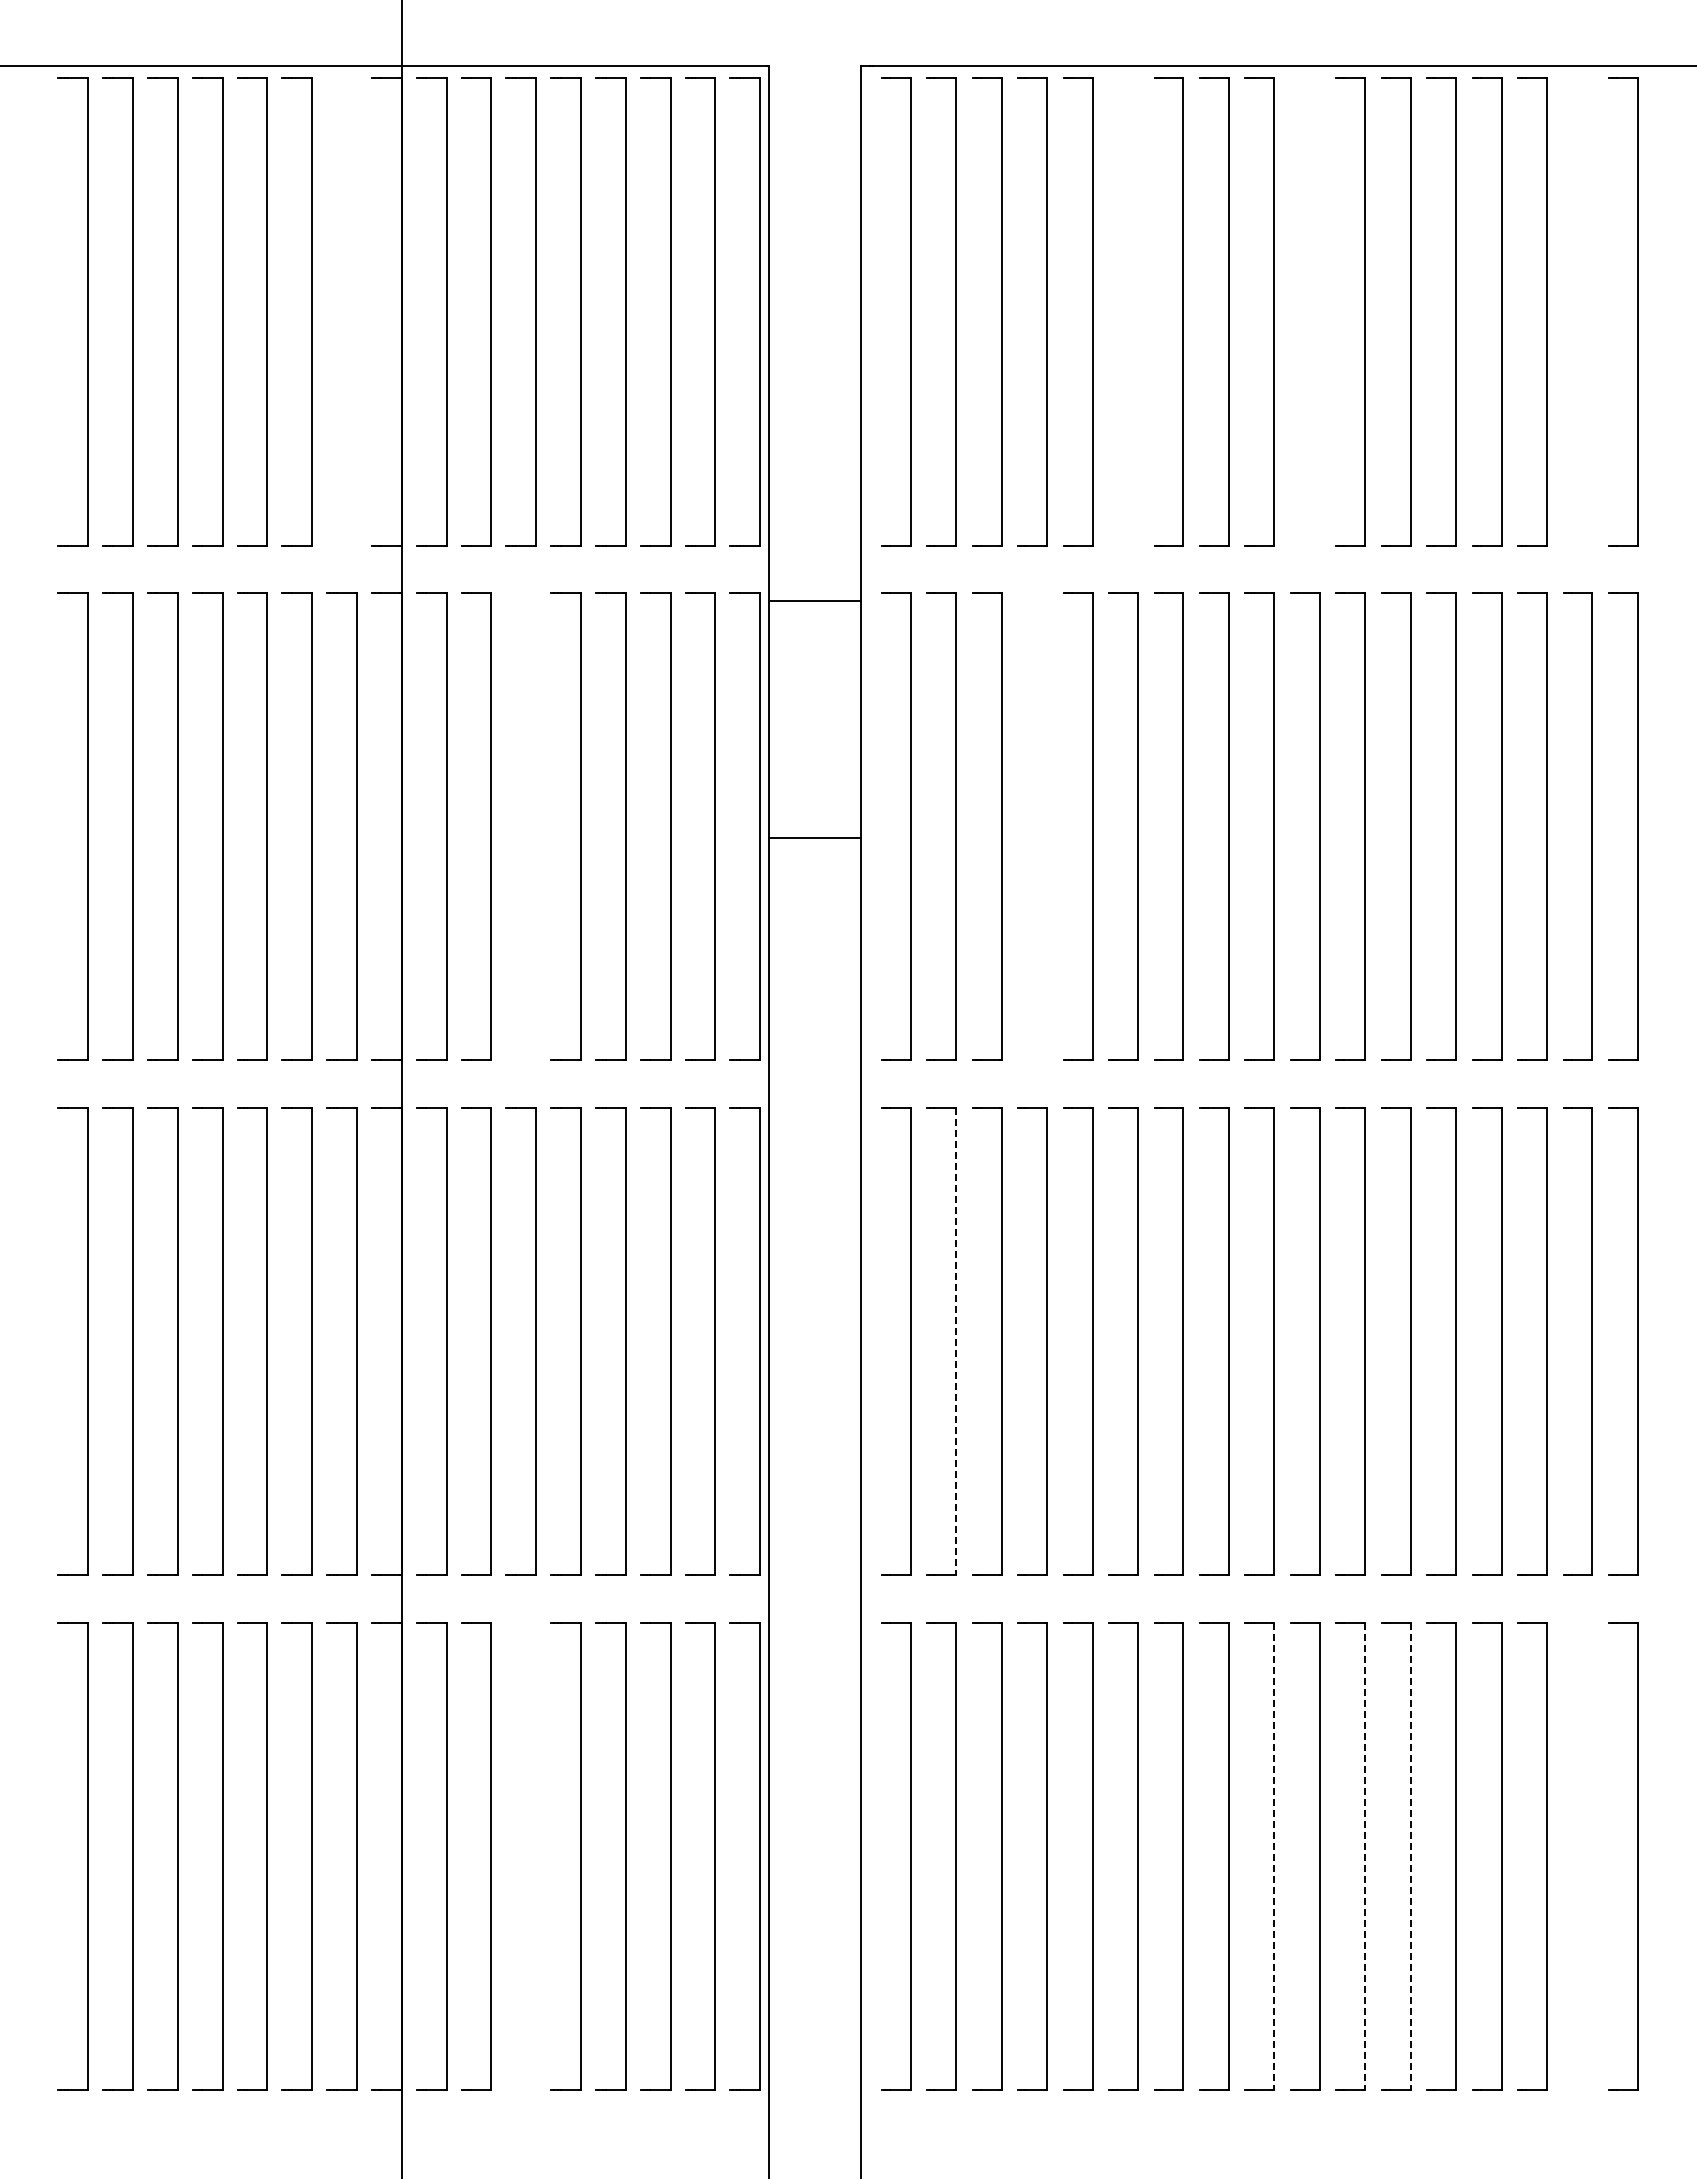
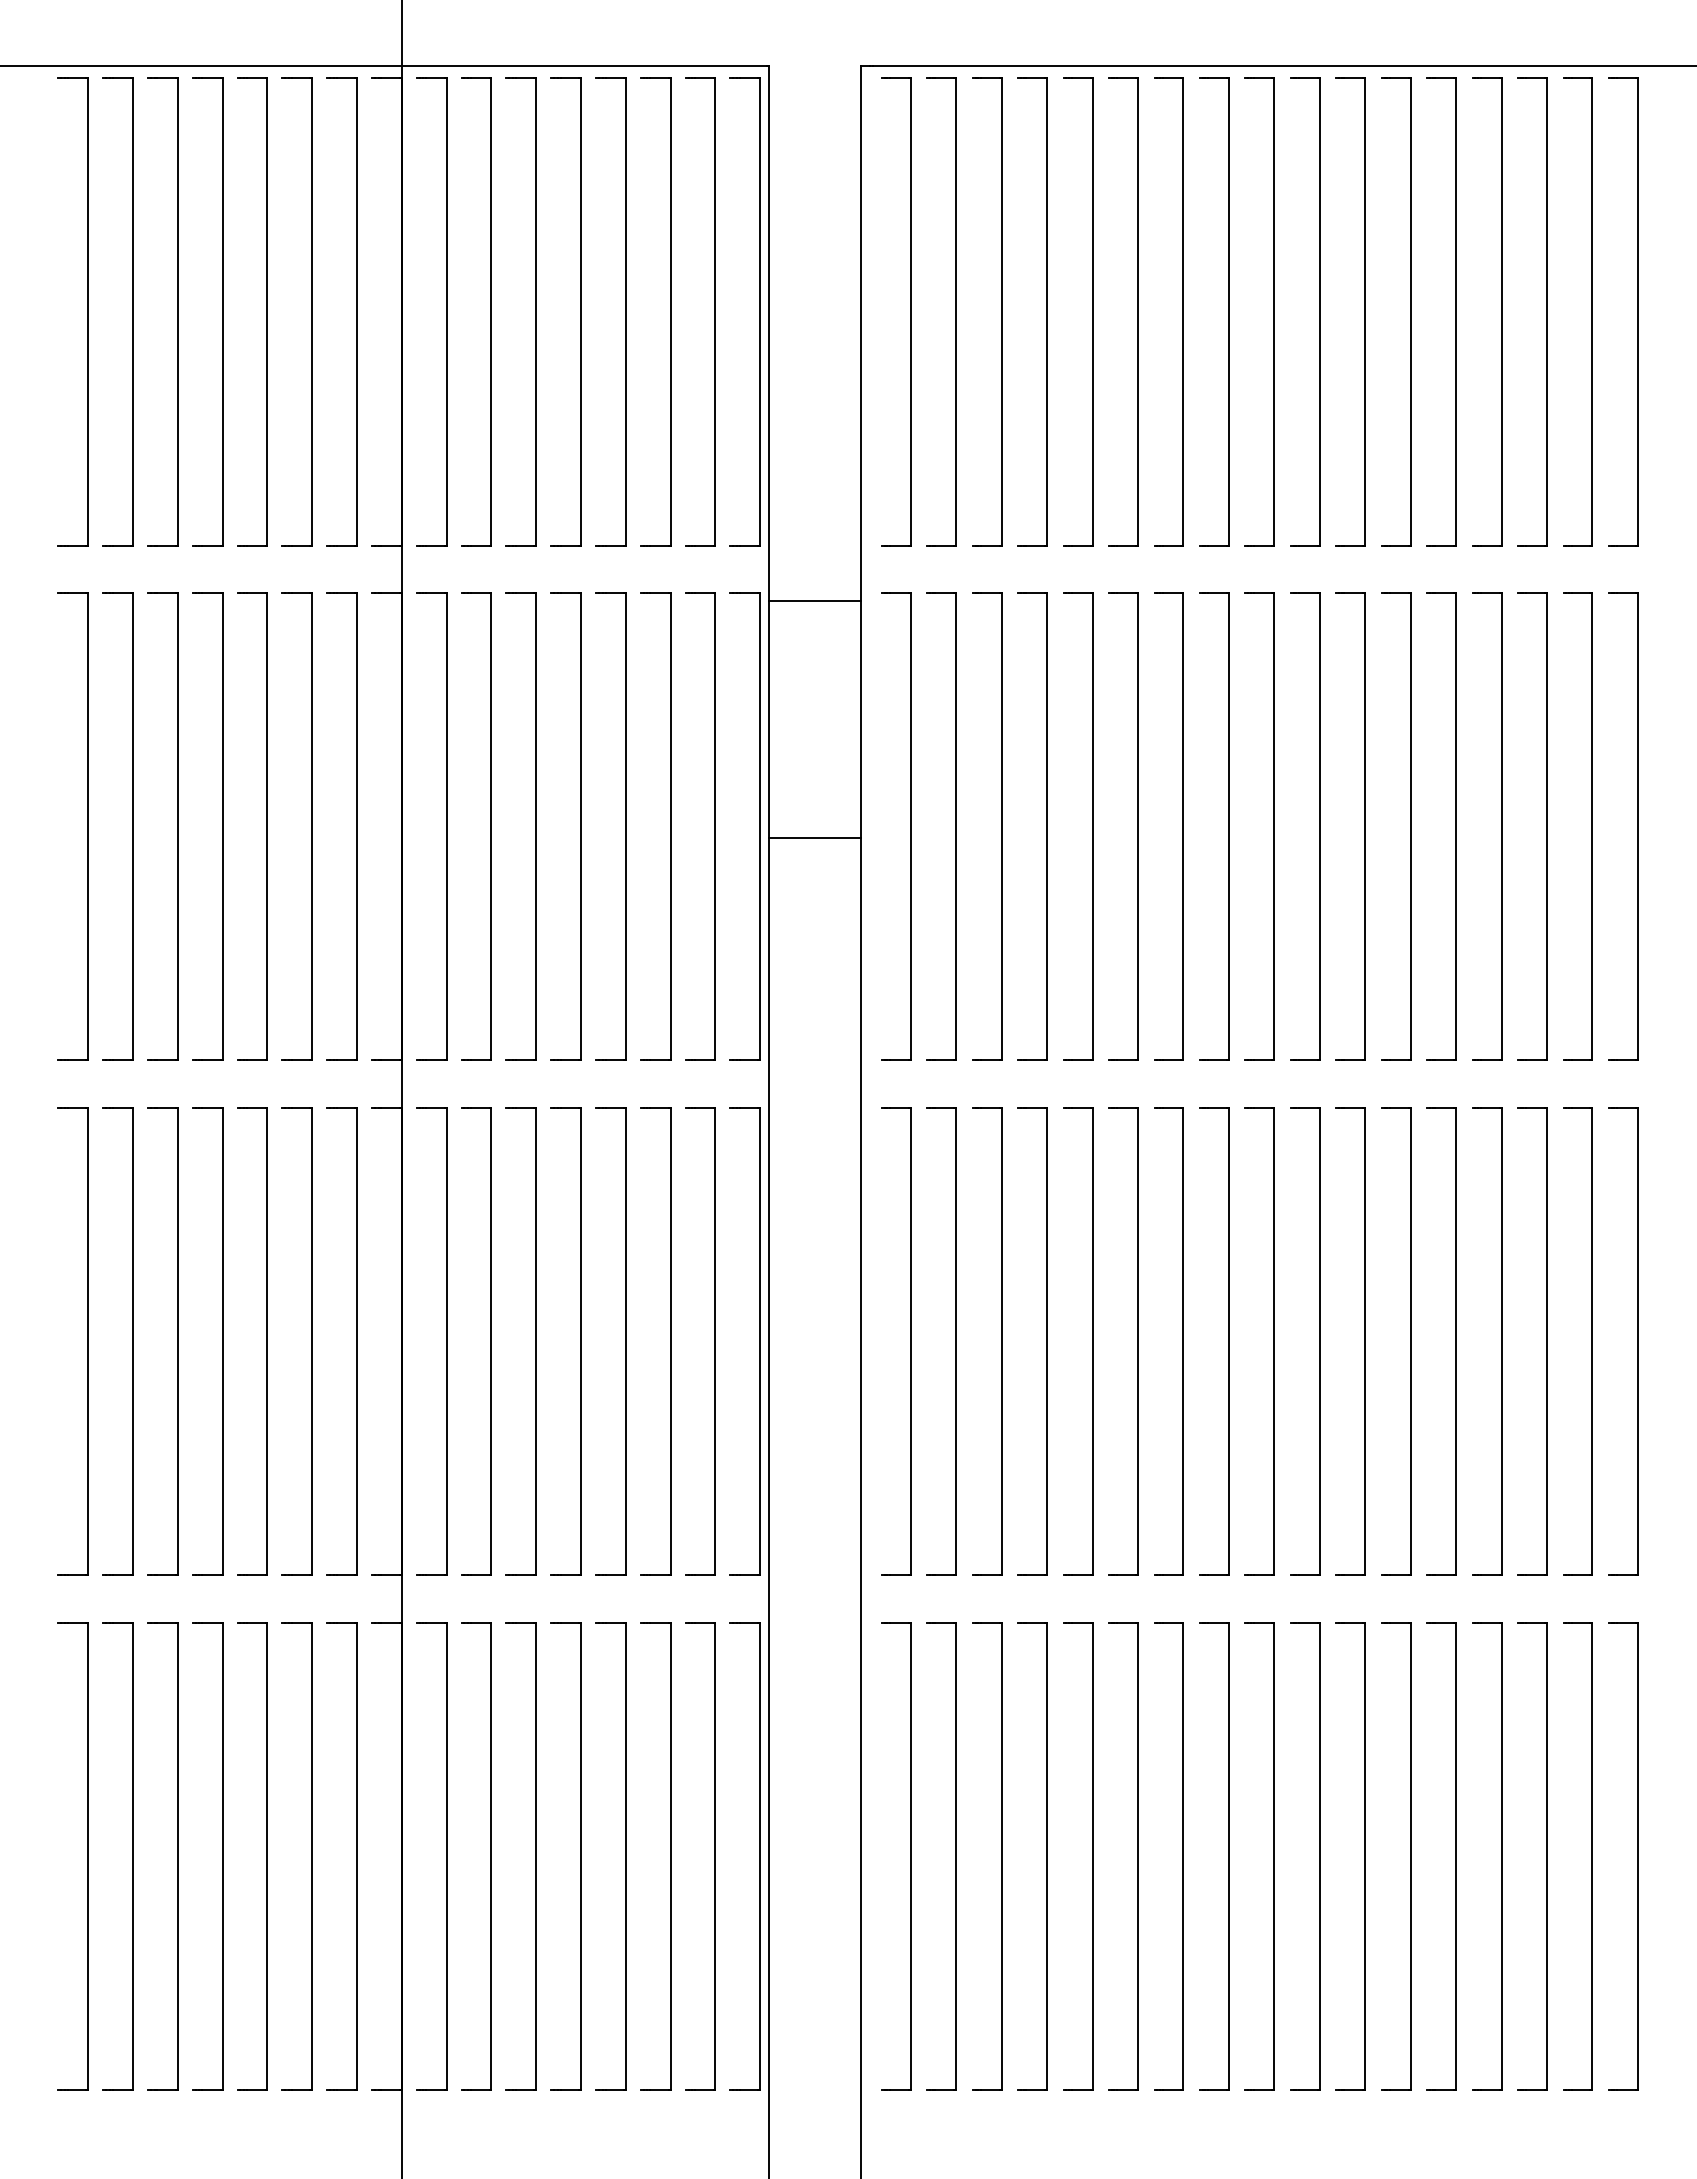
part: none -> present (356, 311)
part: none -> present (1137, 311)
part: none -> present (1319, 311)
part: none -> present (1591, 311)
part: none -> present (535, 826)
part: none -> present (1046, 826)
line: dashed -> solid (956, 1341)
part: none -> present (535, 1856)
line: dashed -> solid (1274, 1856)
line: dashed -> solid (1365, 1856)
line: dashed -> solid (1410, 1856)
part: none -> present (1591, 1856)
